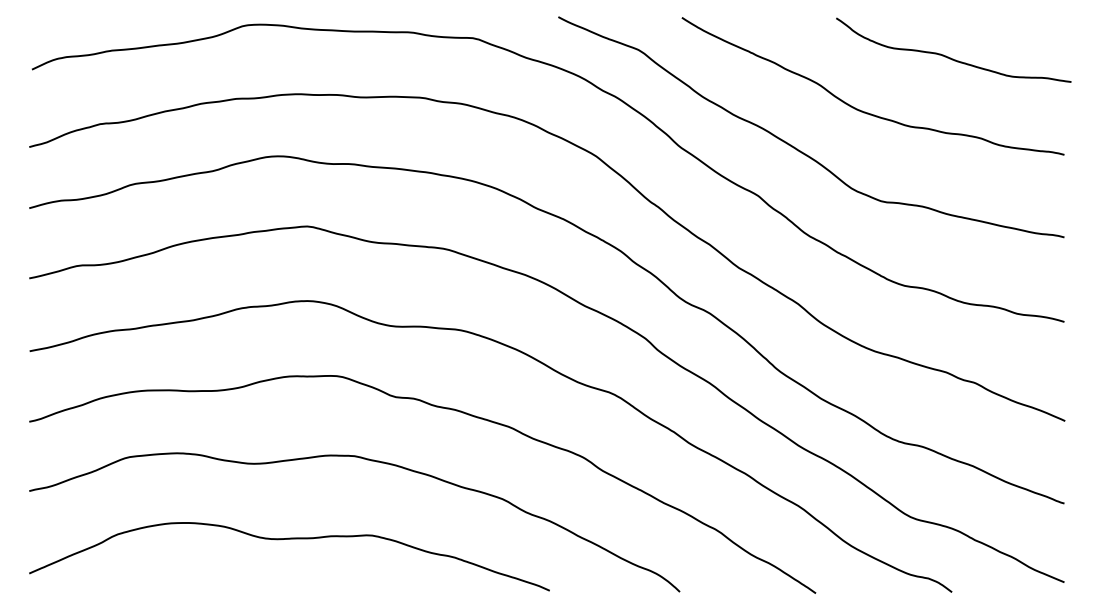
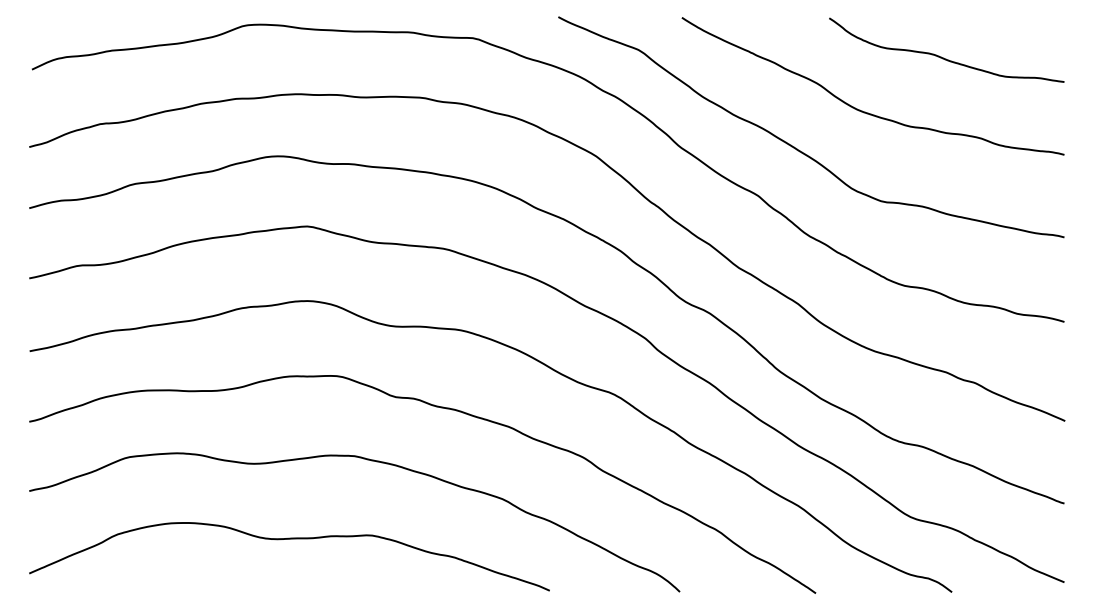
curve position: (950, 57) -> (943, 57) (943, 57)
